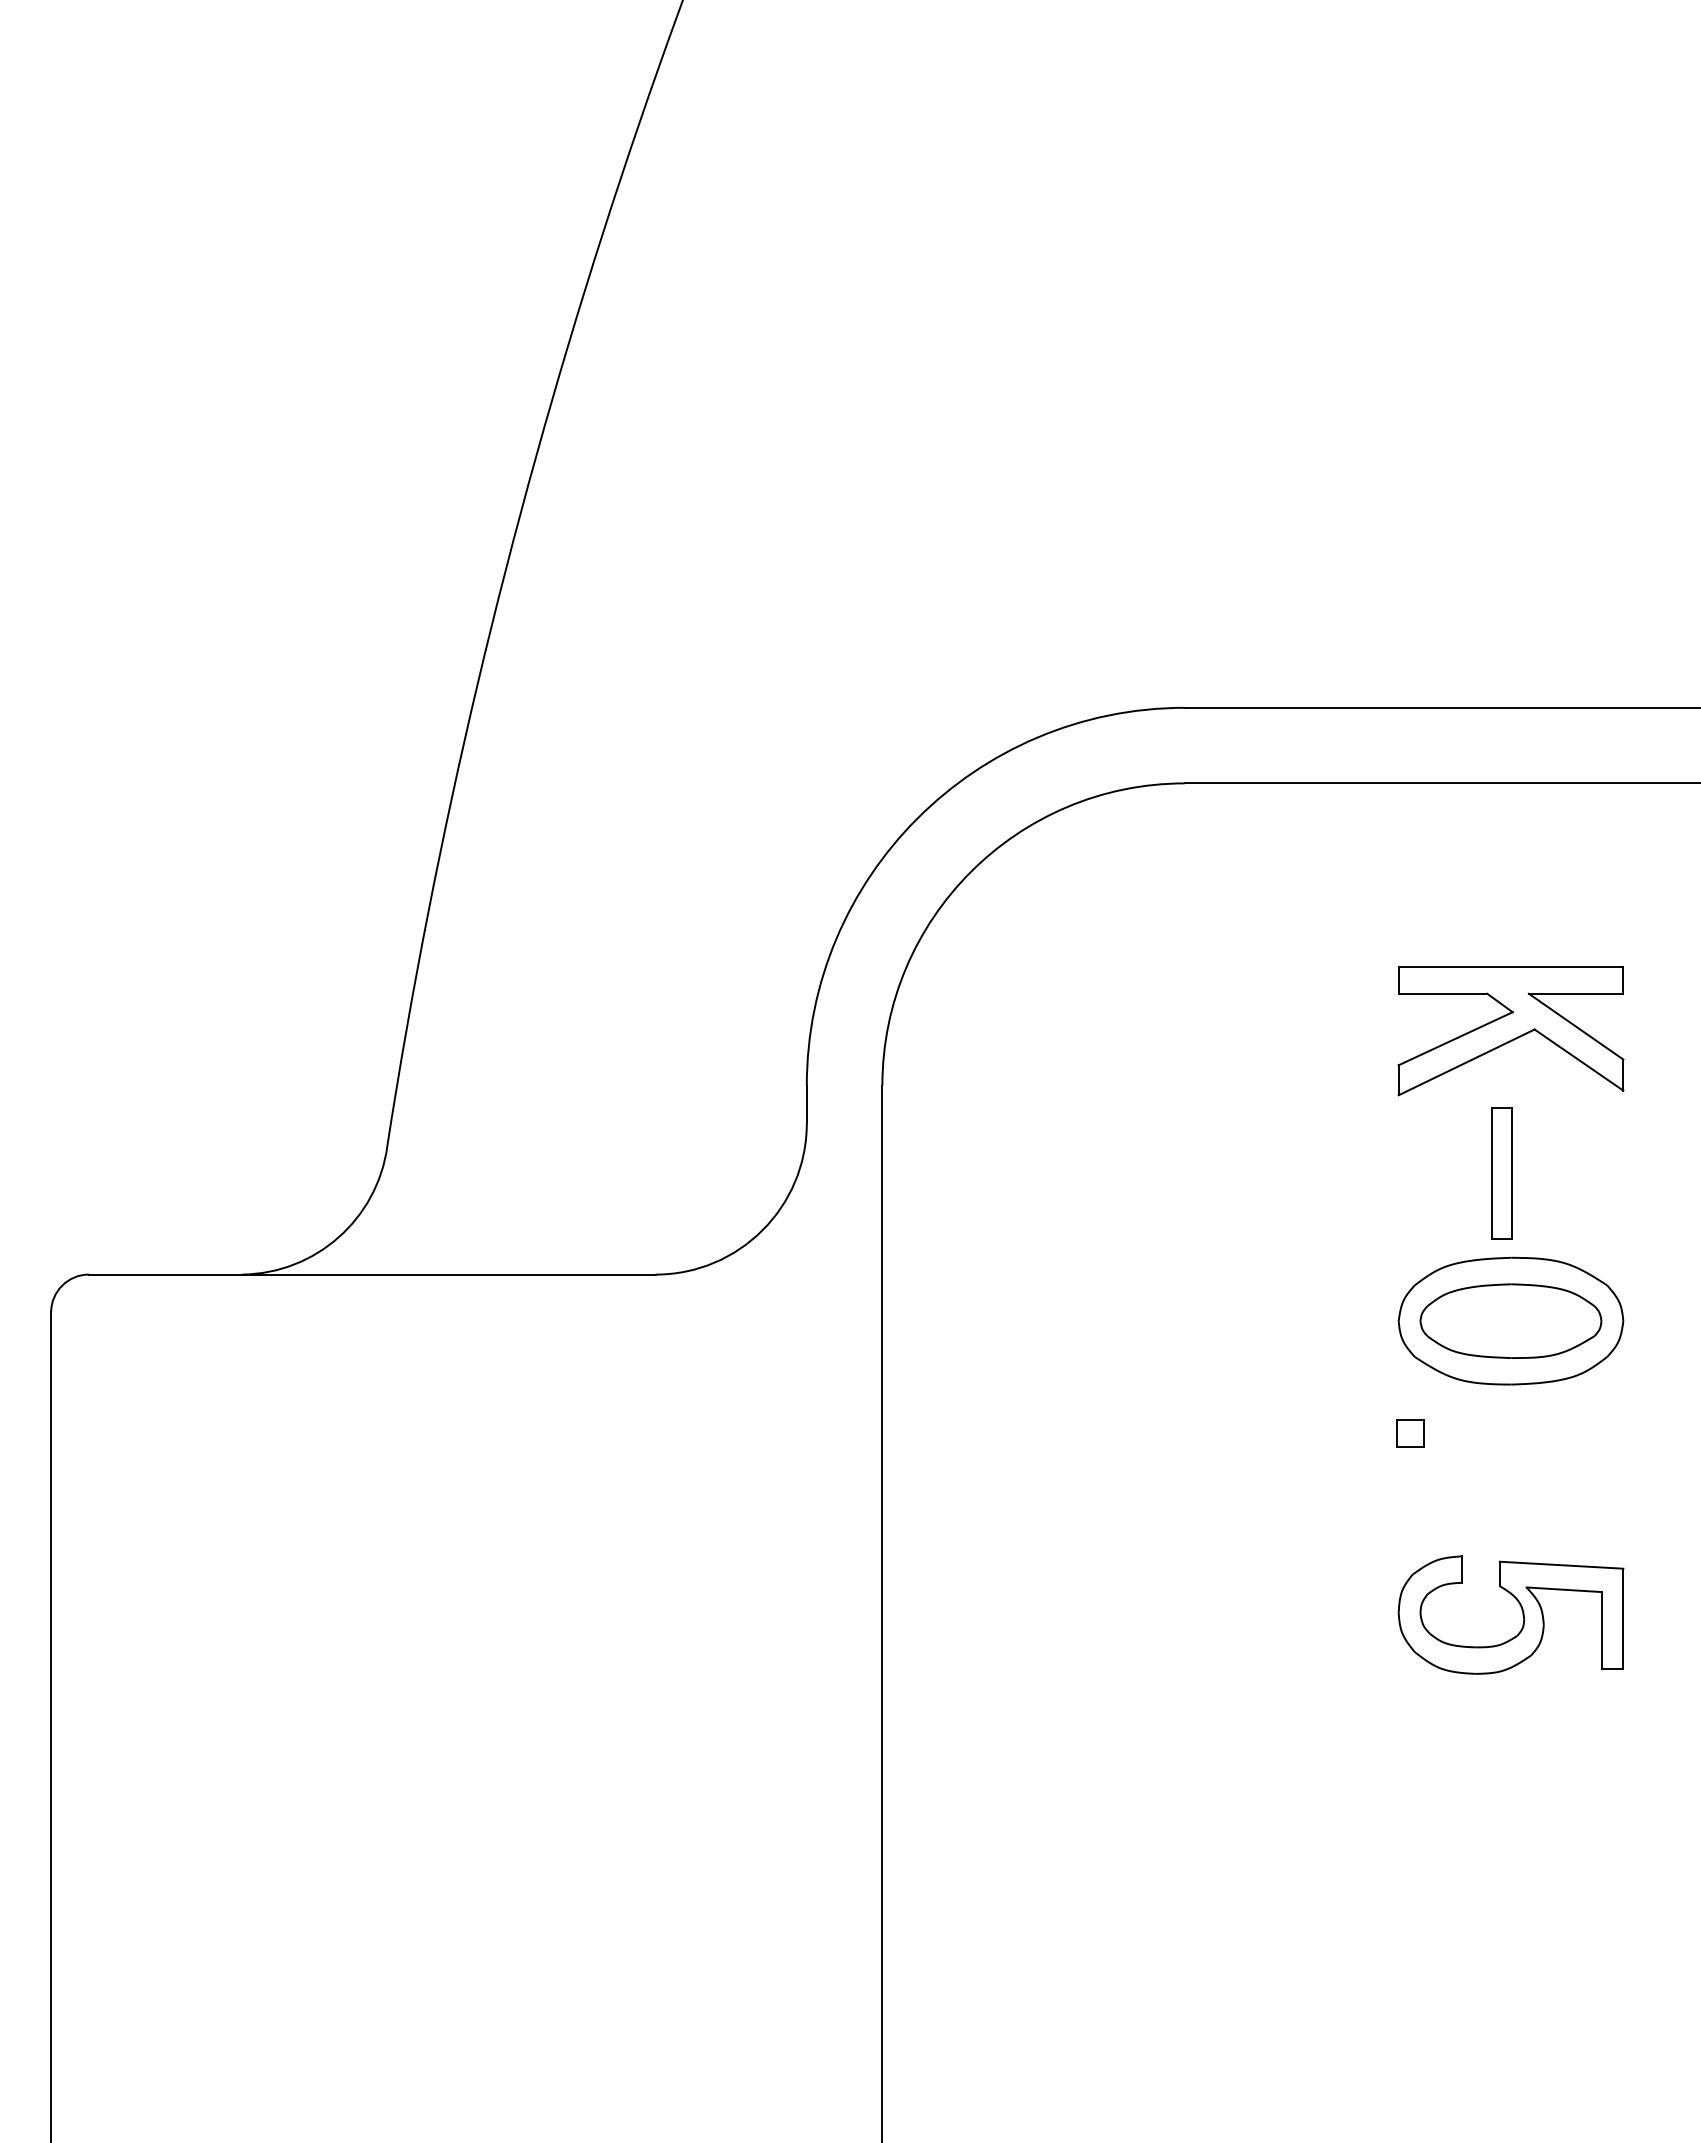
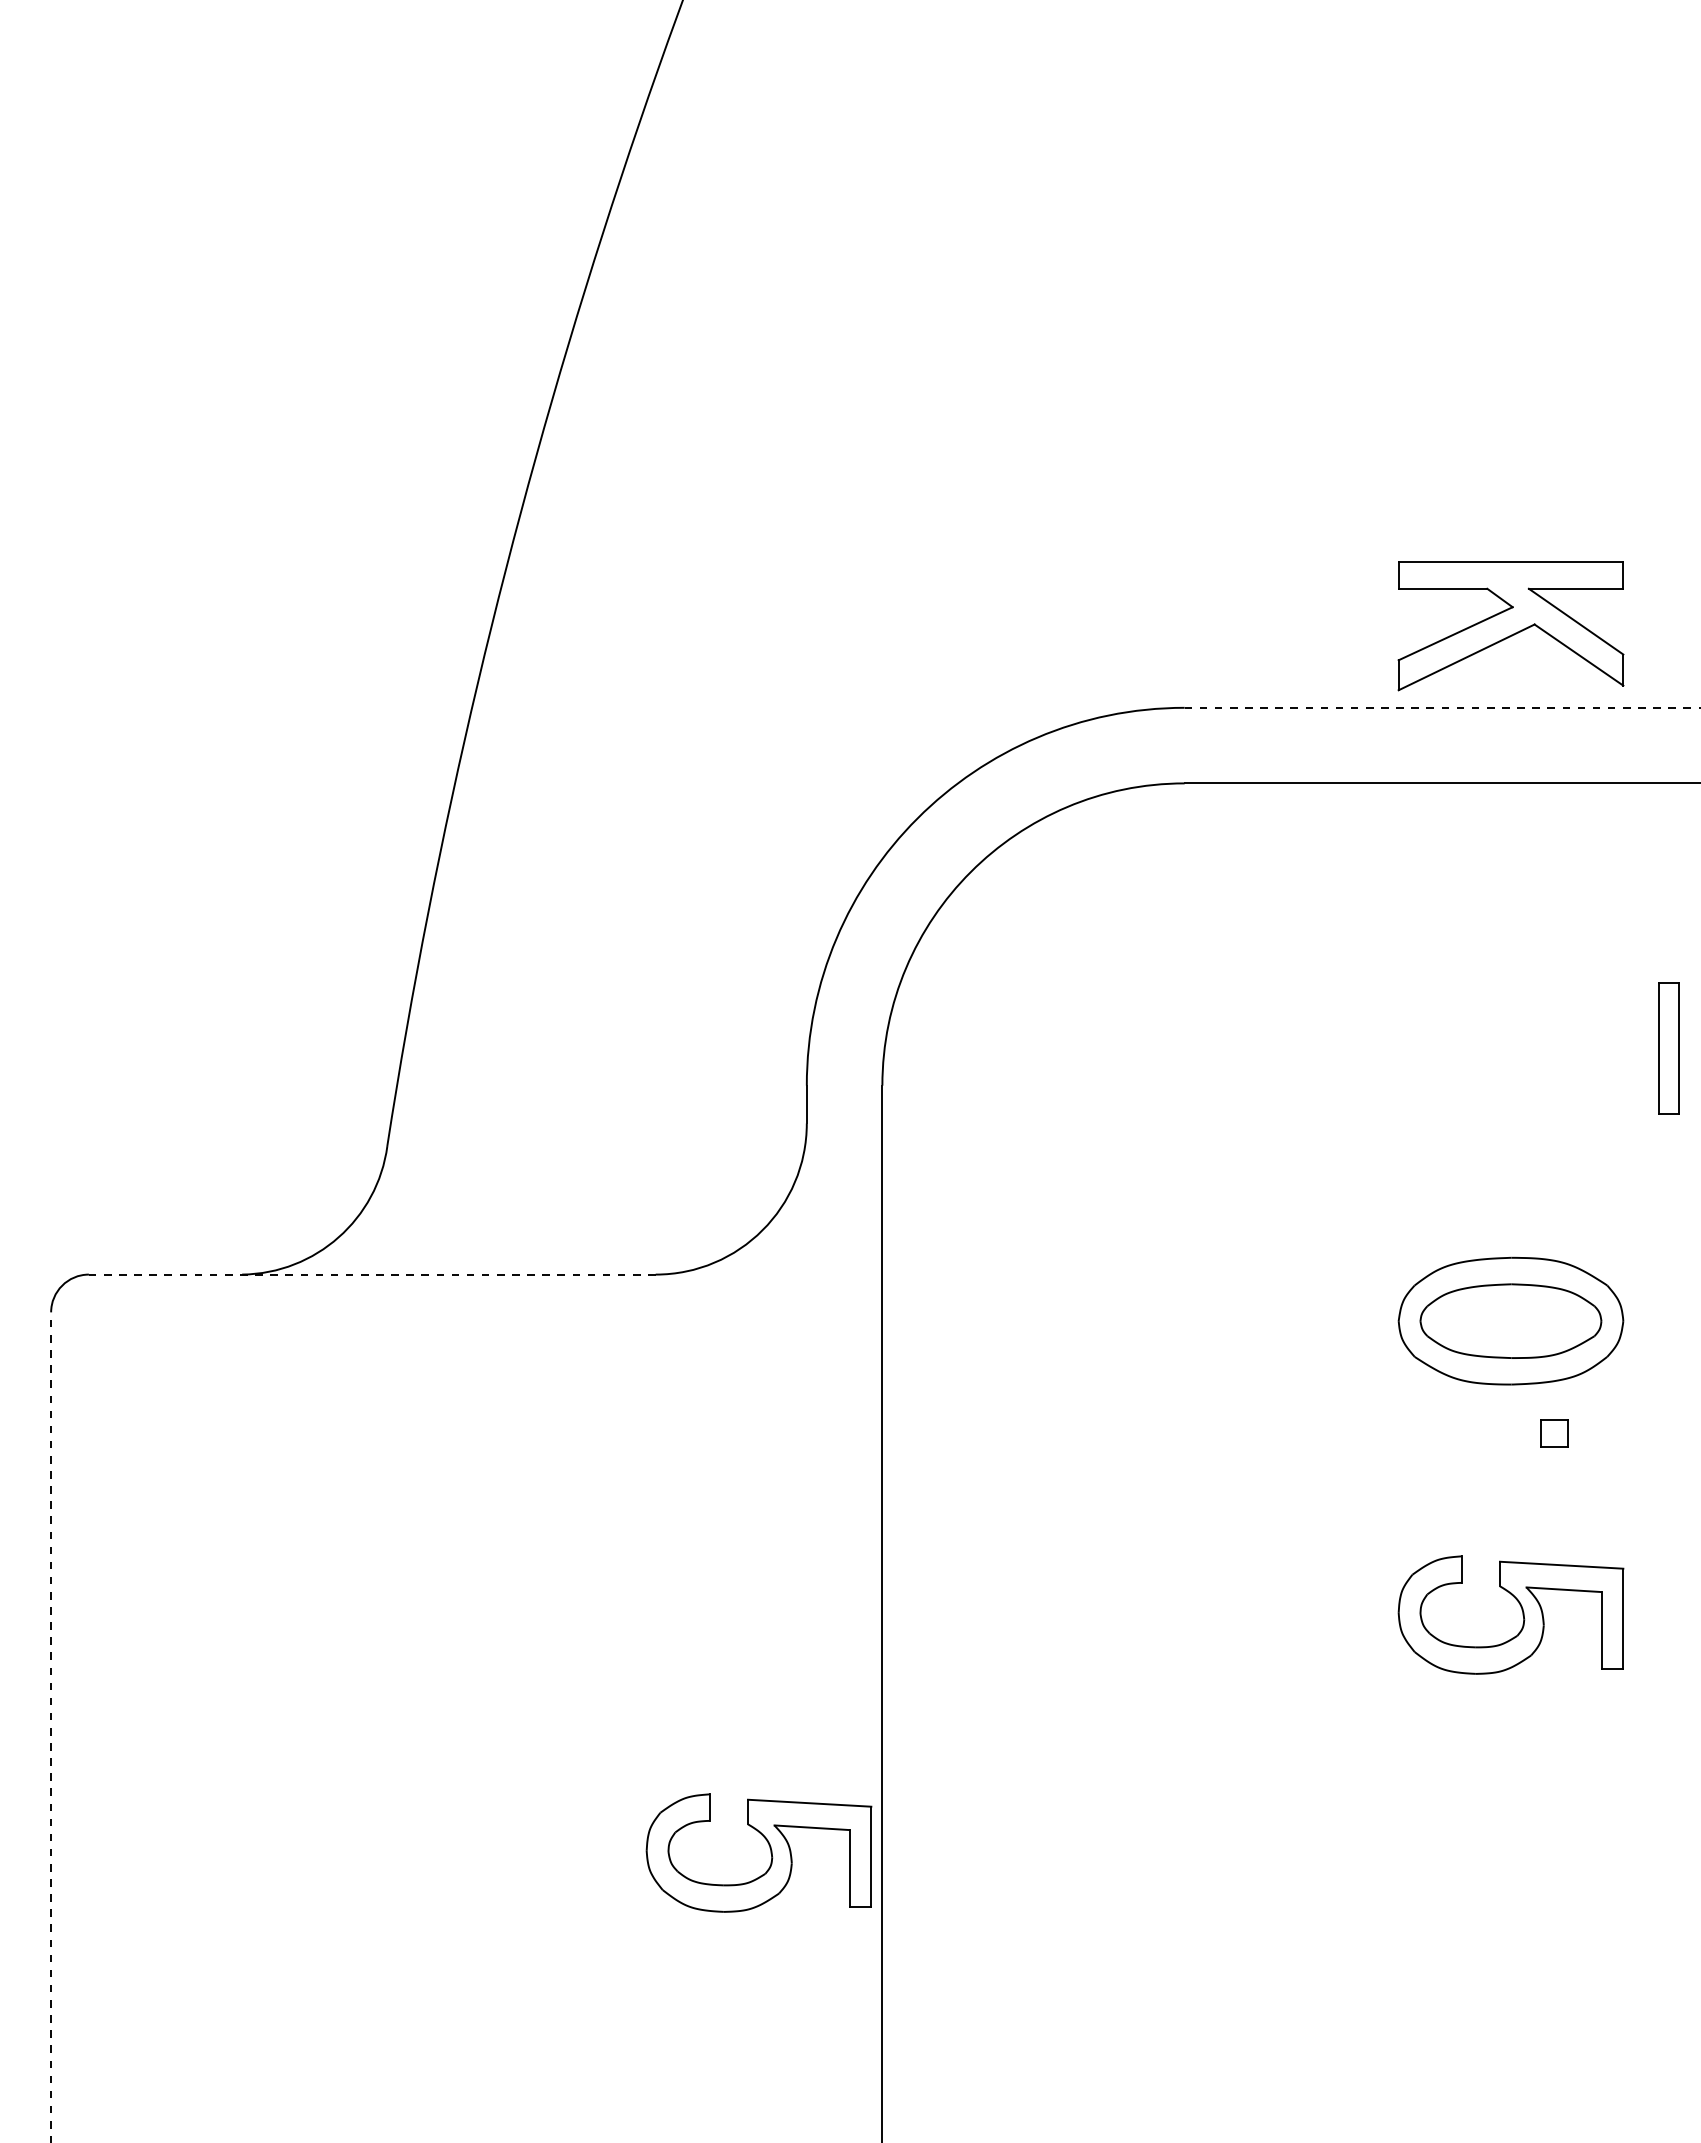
line: solid -> dashed (1442, 707)
part position: (1510, 1031) -> (1510, 626) (1510, 626)
part position: (1501, 1173) -> (1668, 1048) (1668, 1048)
line: solid -> dashed (371, 1274)
part position: (1410, 1433) -> (1554, 1433) (1554, 1433)
line: solid -> dashed (51, 1727)
part: none -> present (769, 1848)
